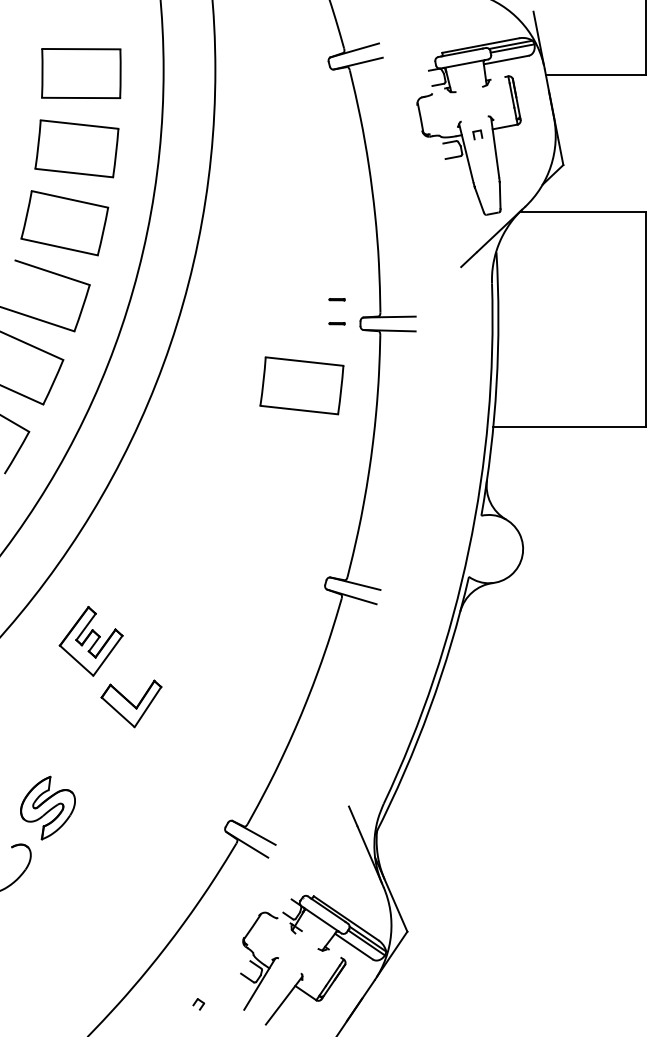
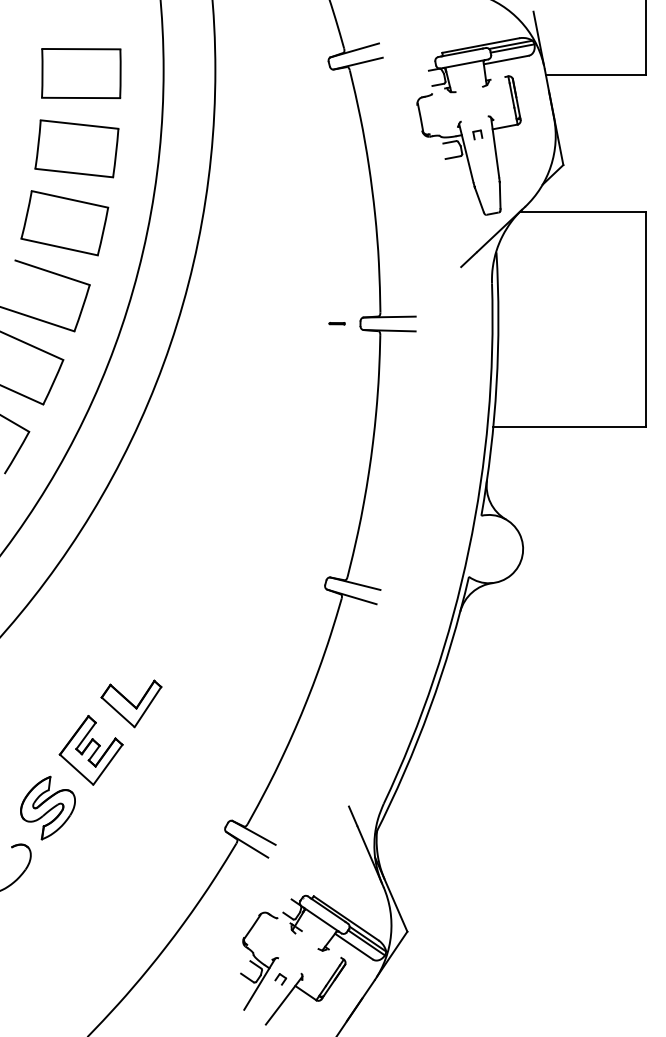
line: present -> none (336, 299)
part: present -> none (301, 385)
part position: (90, 641) -> (90, 750) (90, 750)
part position: (198, 1004) -> (280, 979) (280, 979)
